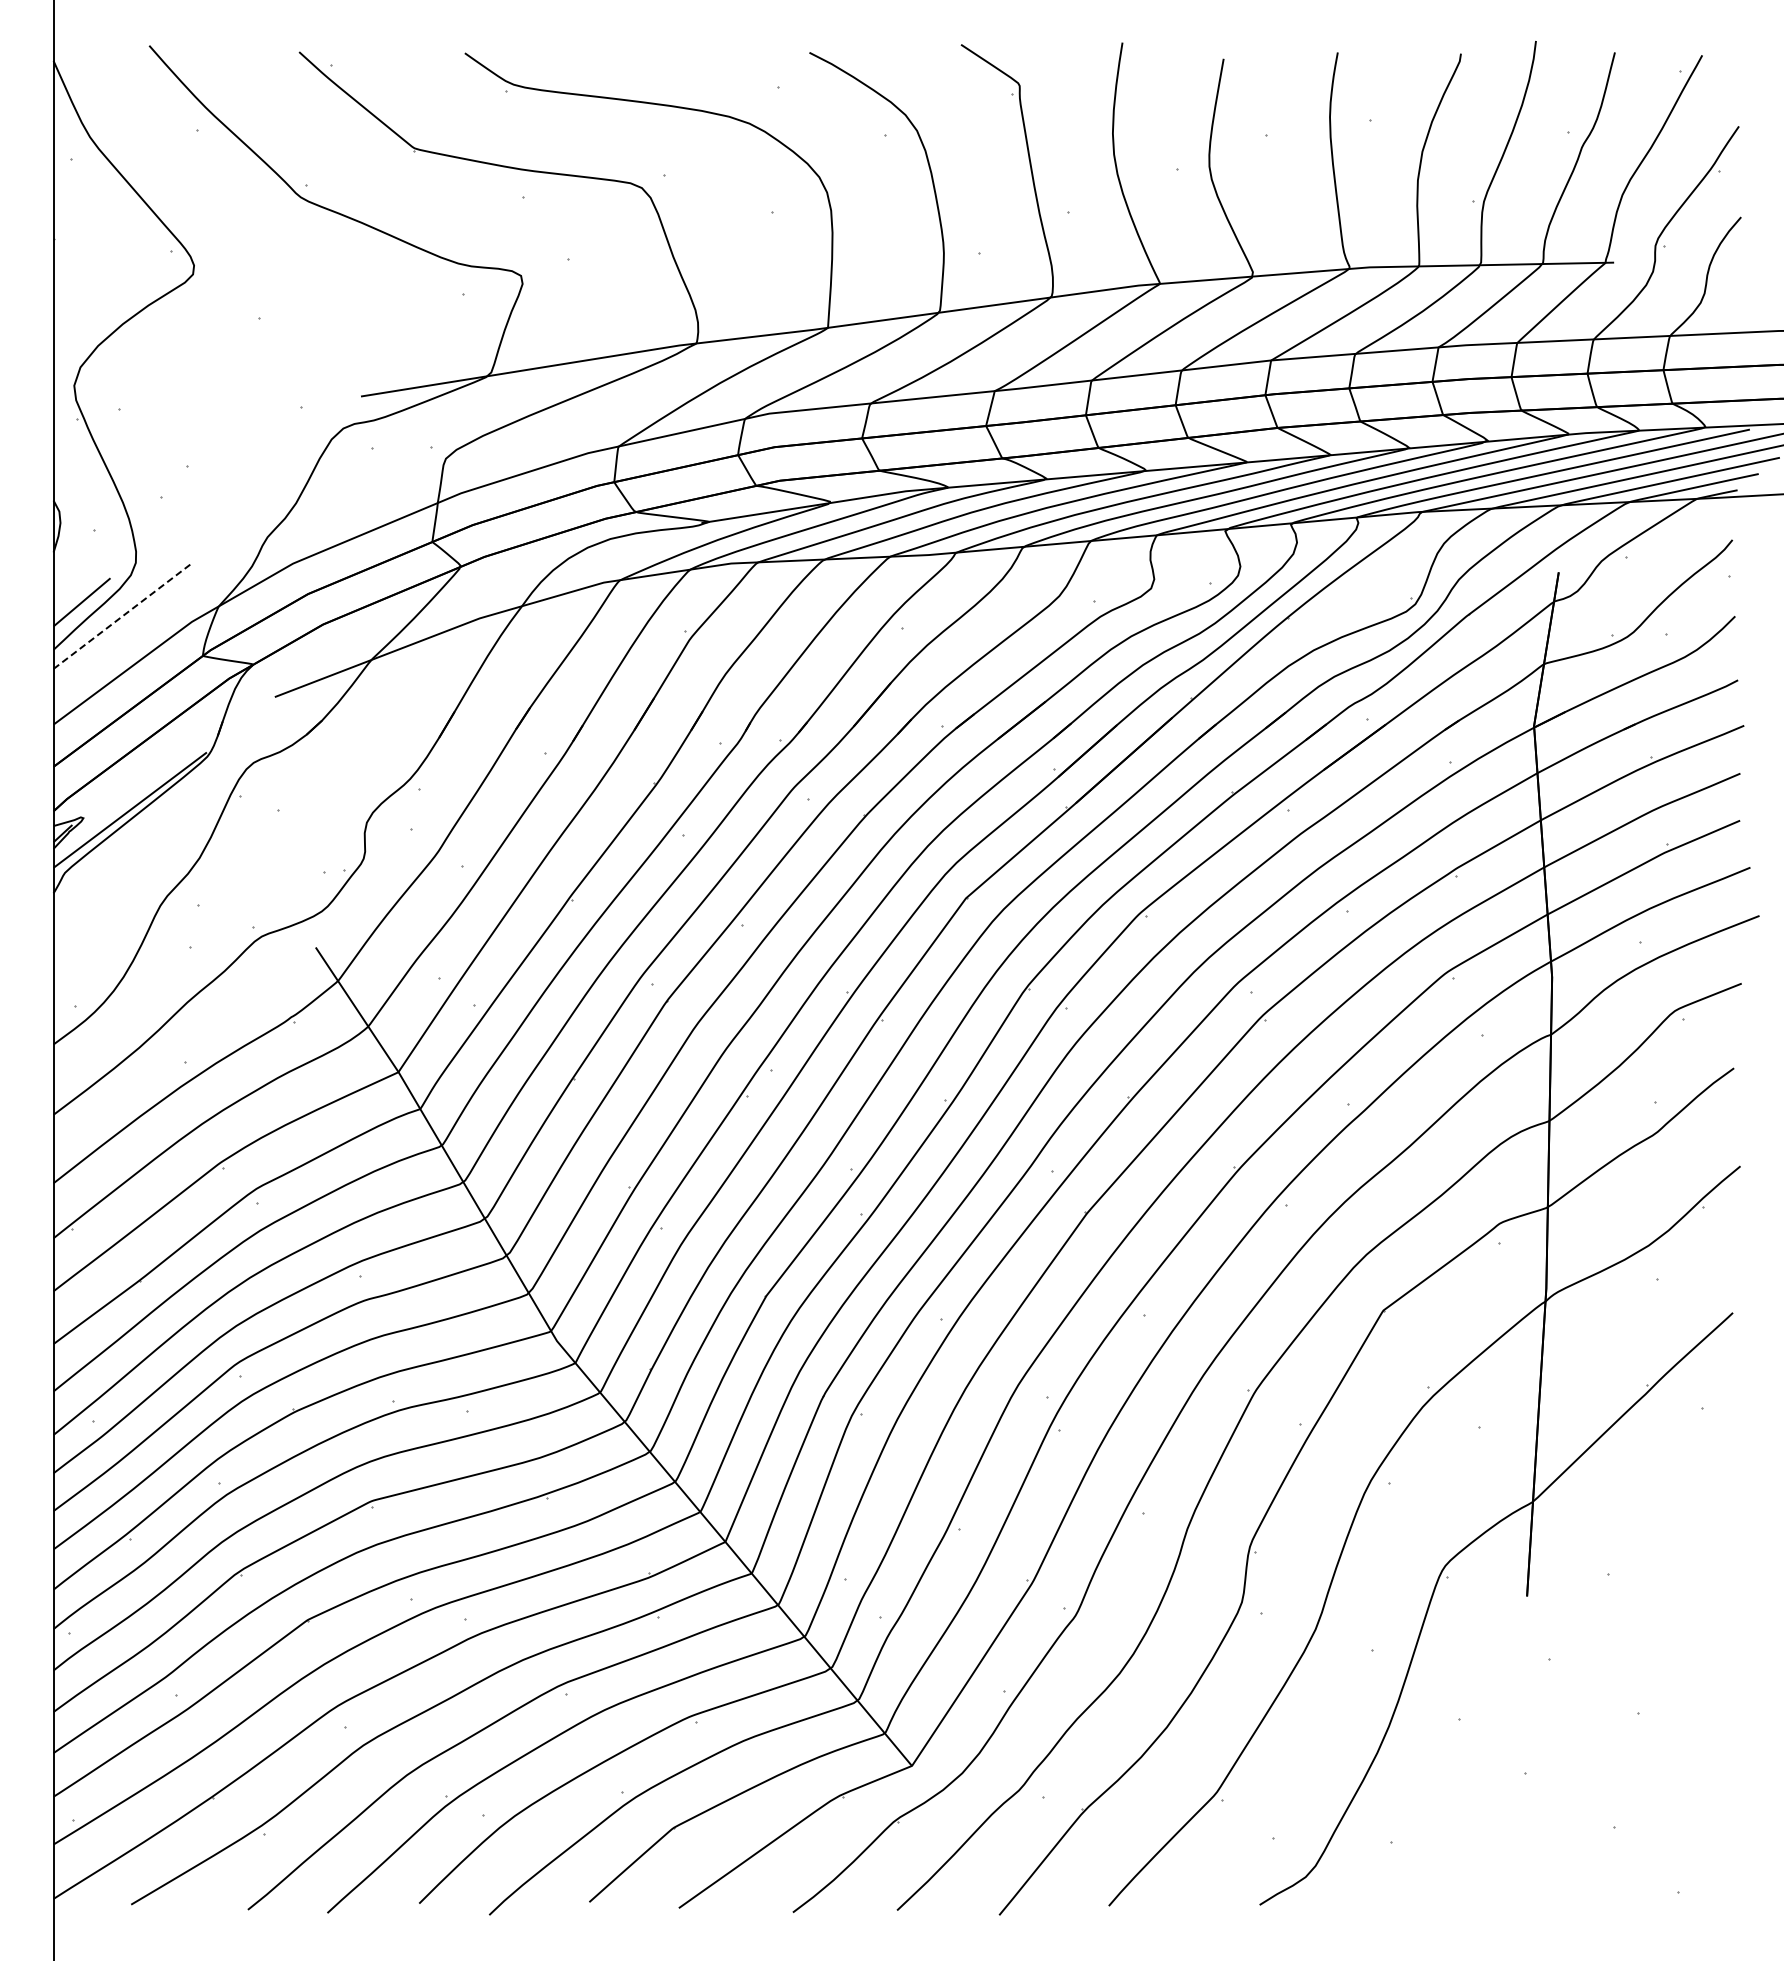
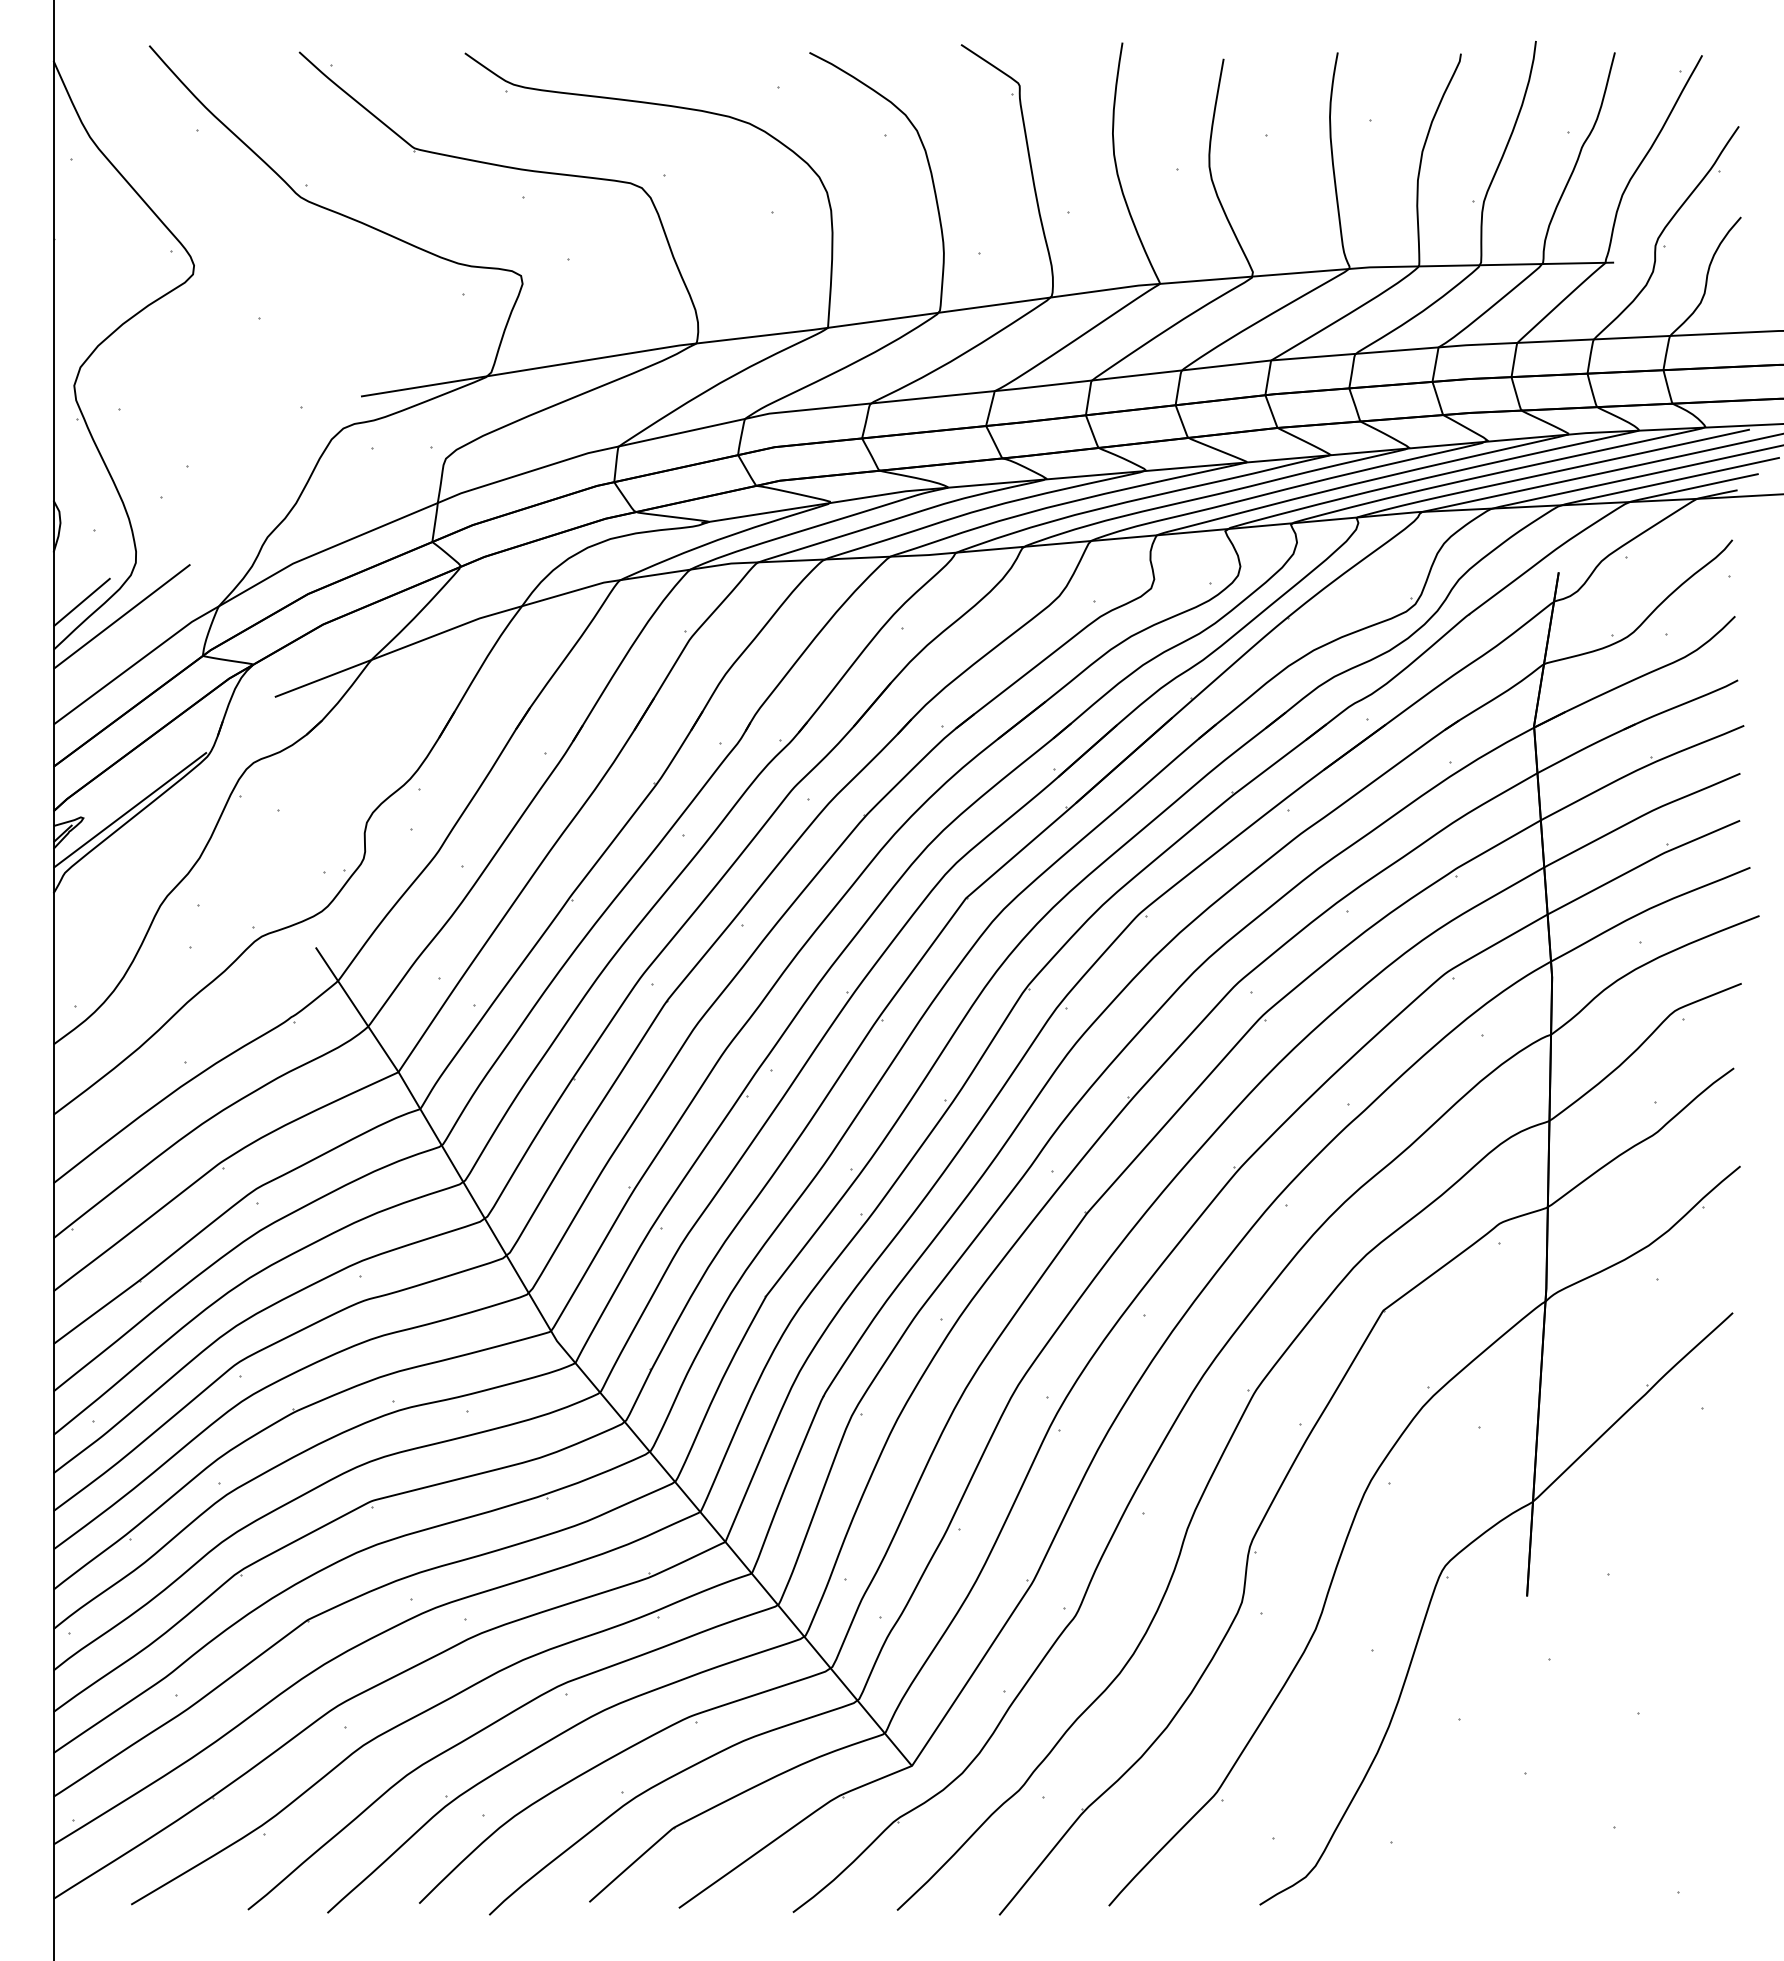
line: dashed -> solid (122, 616)
